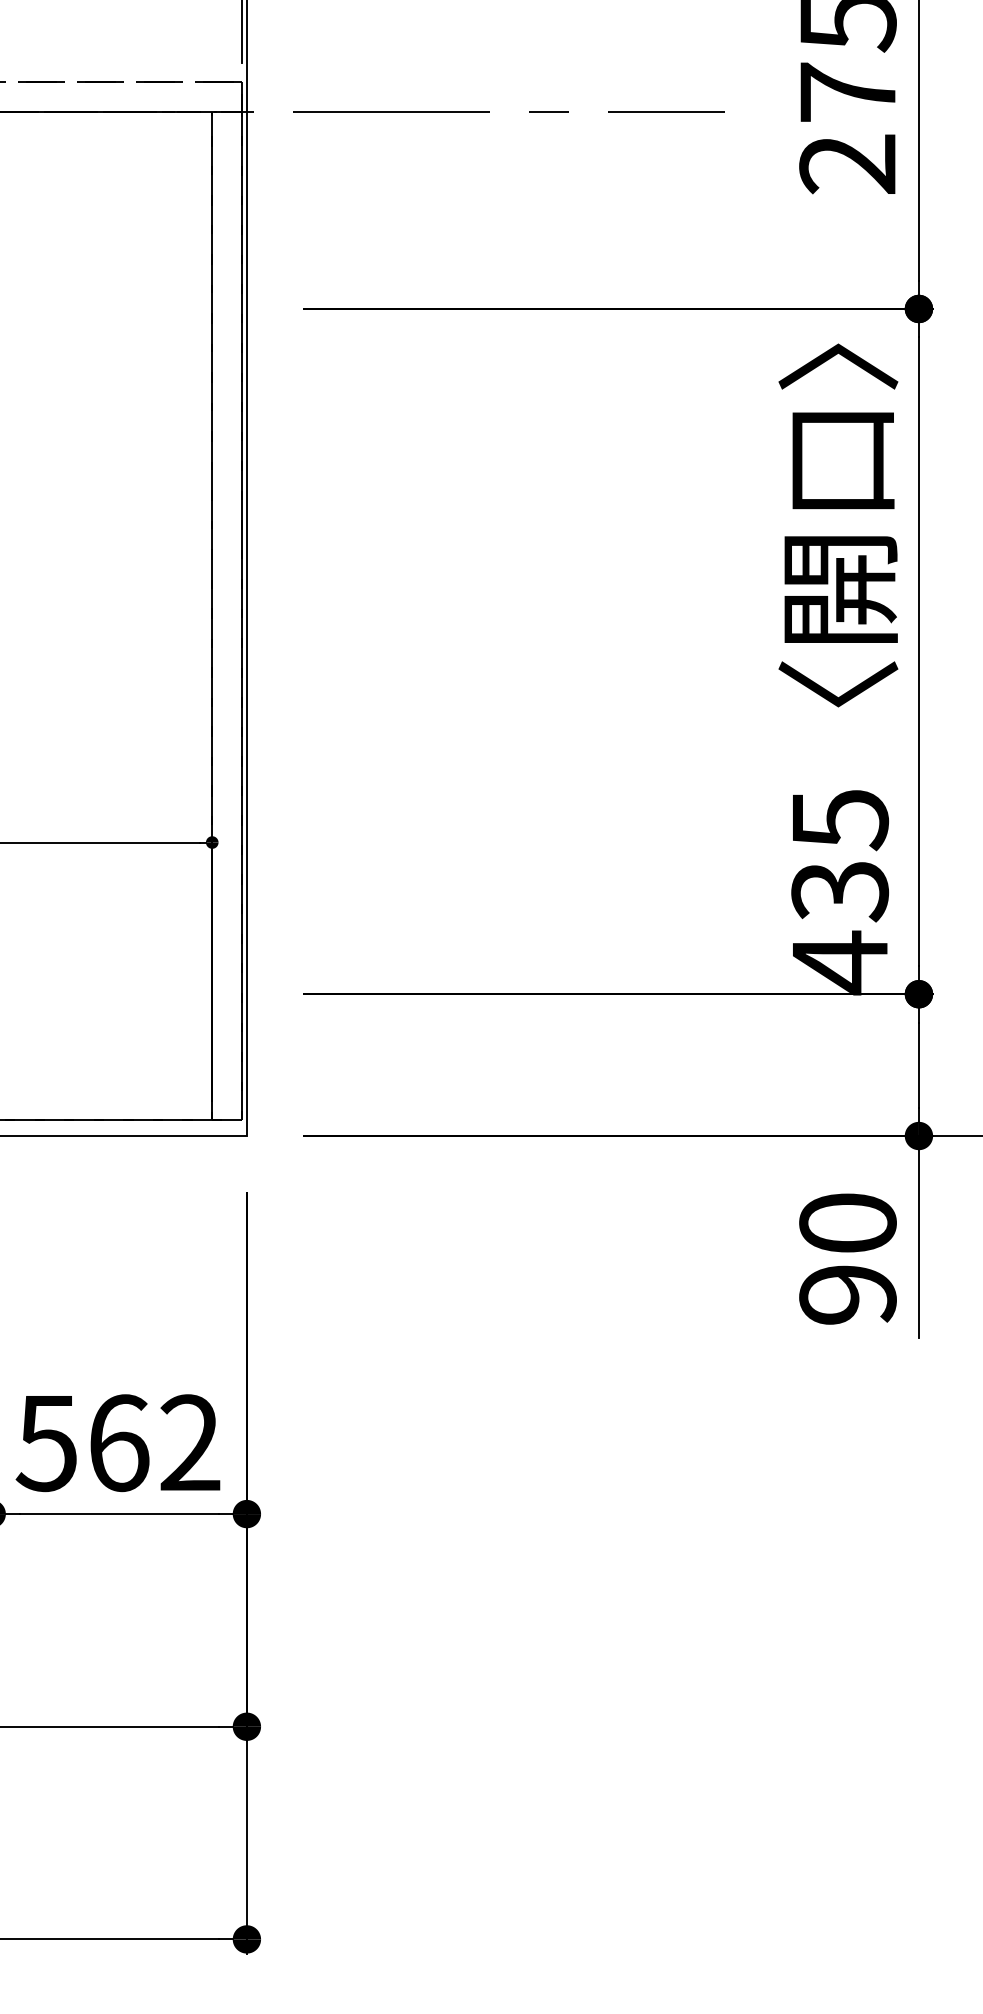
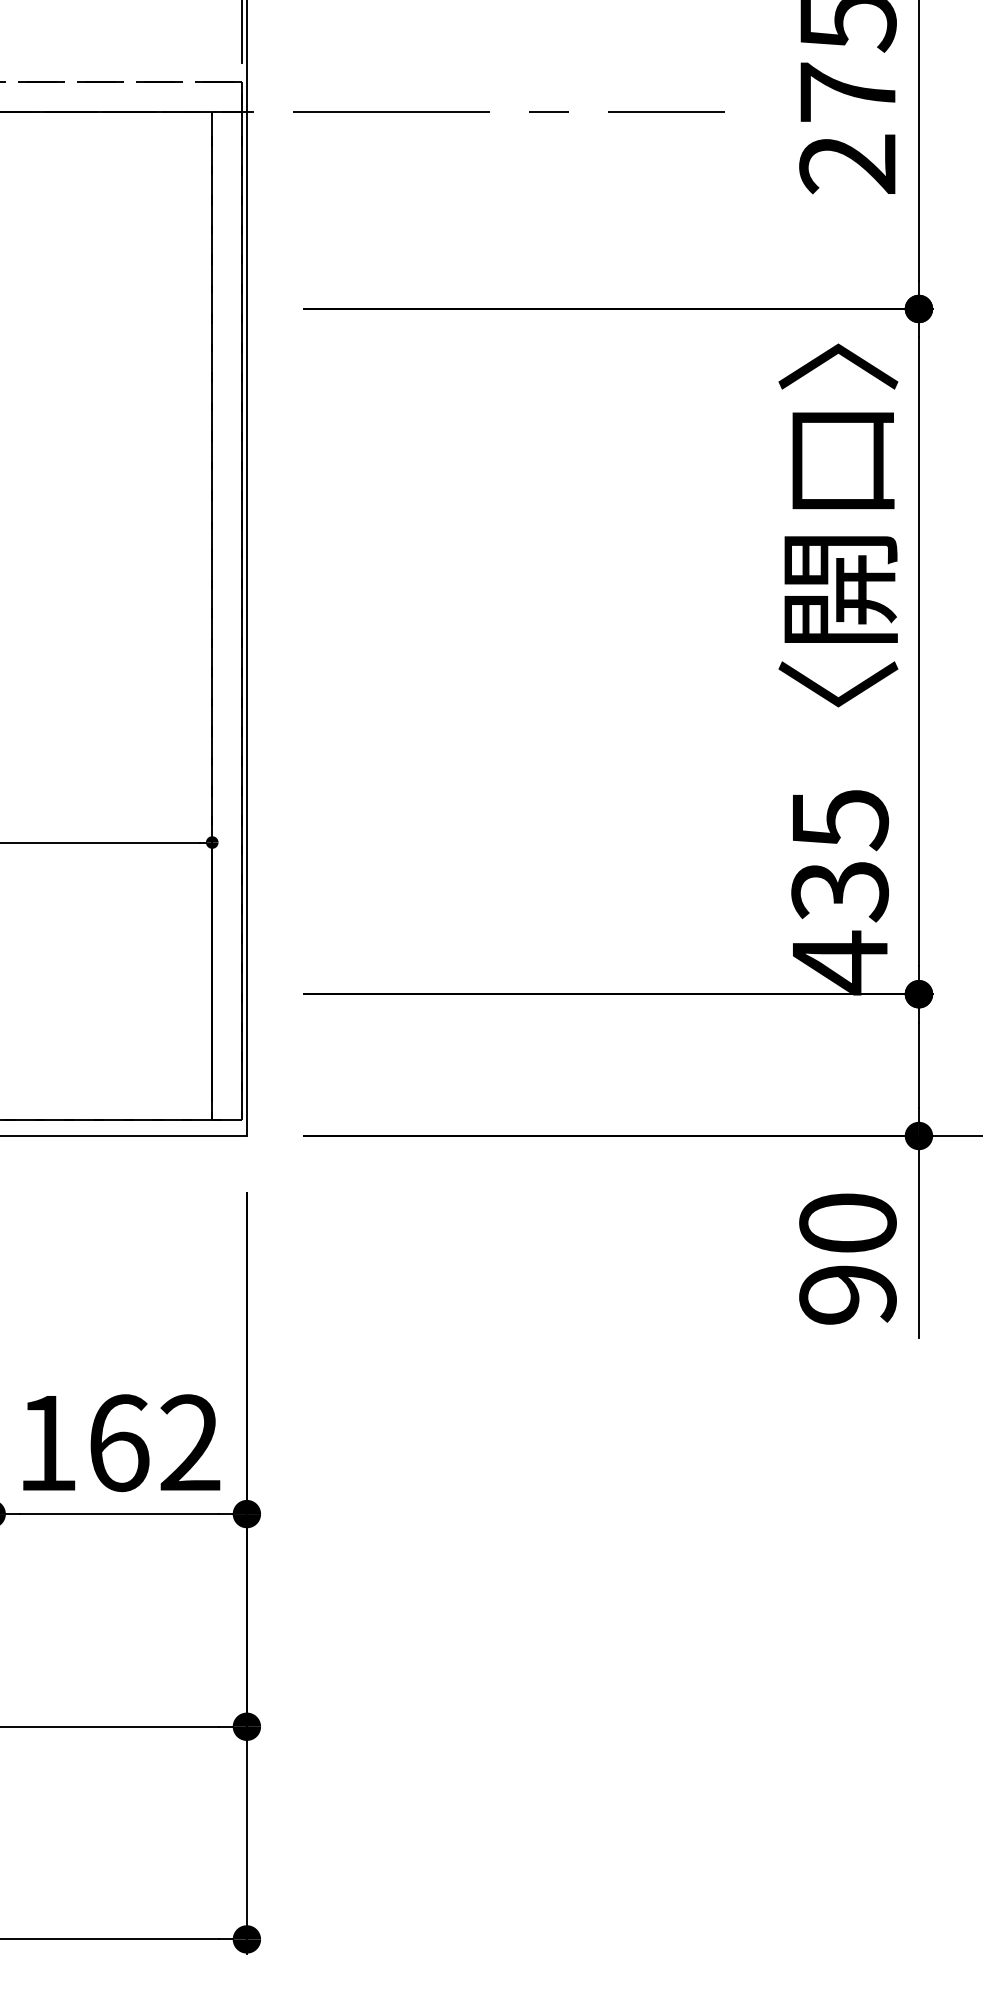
text: 562 -> 162 (45, 1444)
